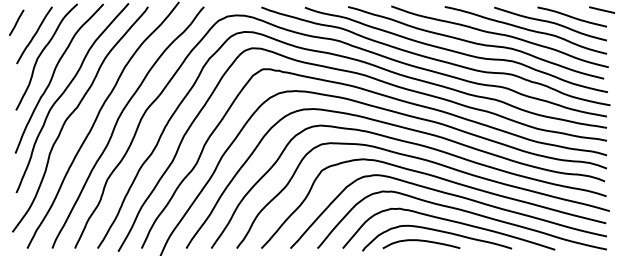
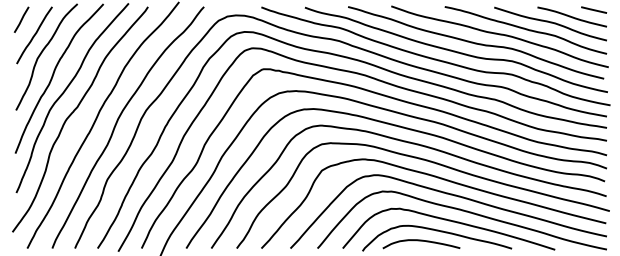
line position: (602, 9) -> (594, 9) (594, 9)
line position: (16, 22) -> (21, 19) (21, 19)
